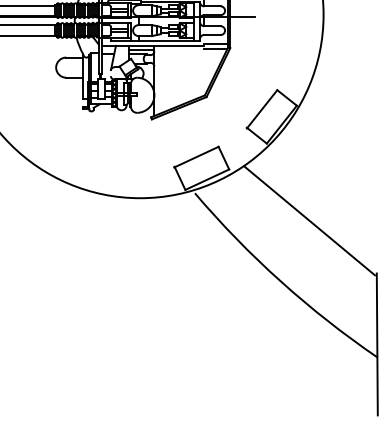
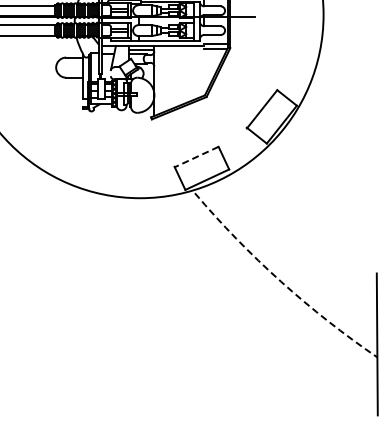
line: solid -> dashed (196, 157)
line: present -> none (309, 220)
arc: solid -> dashed (280, 281)
